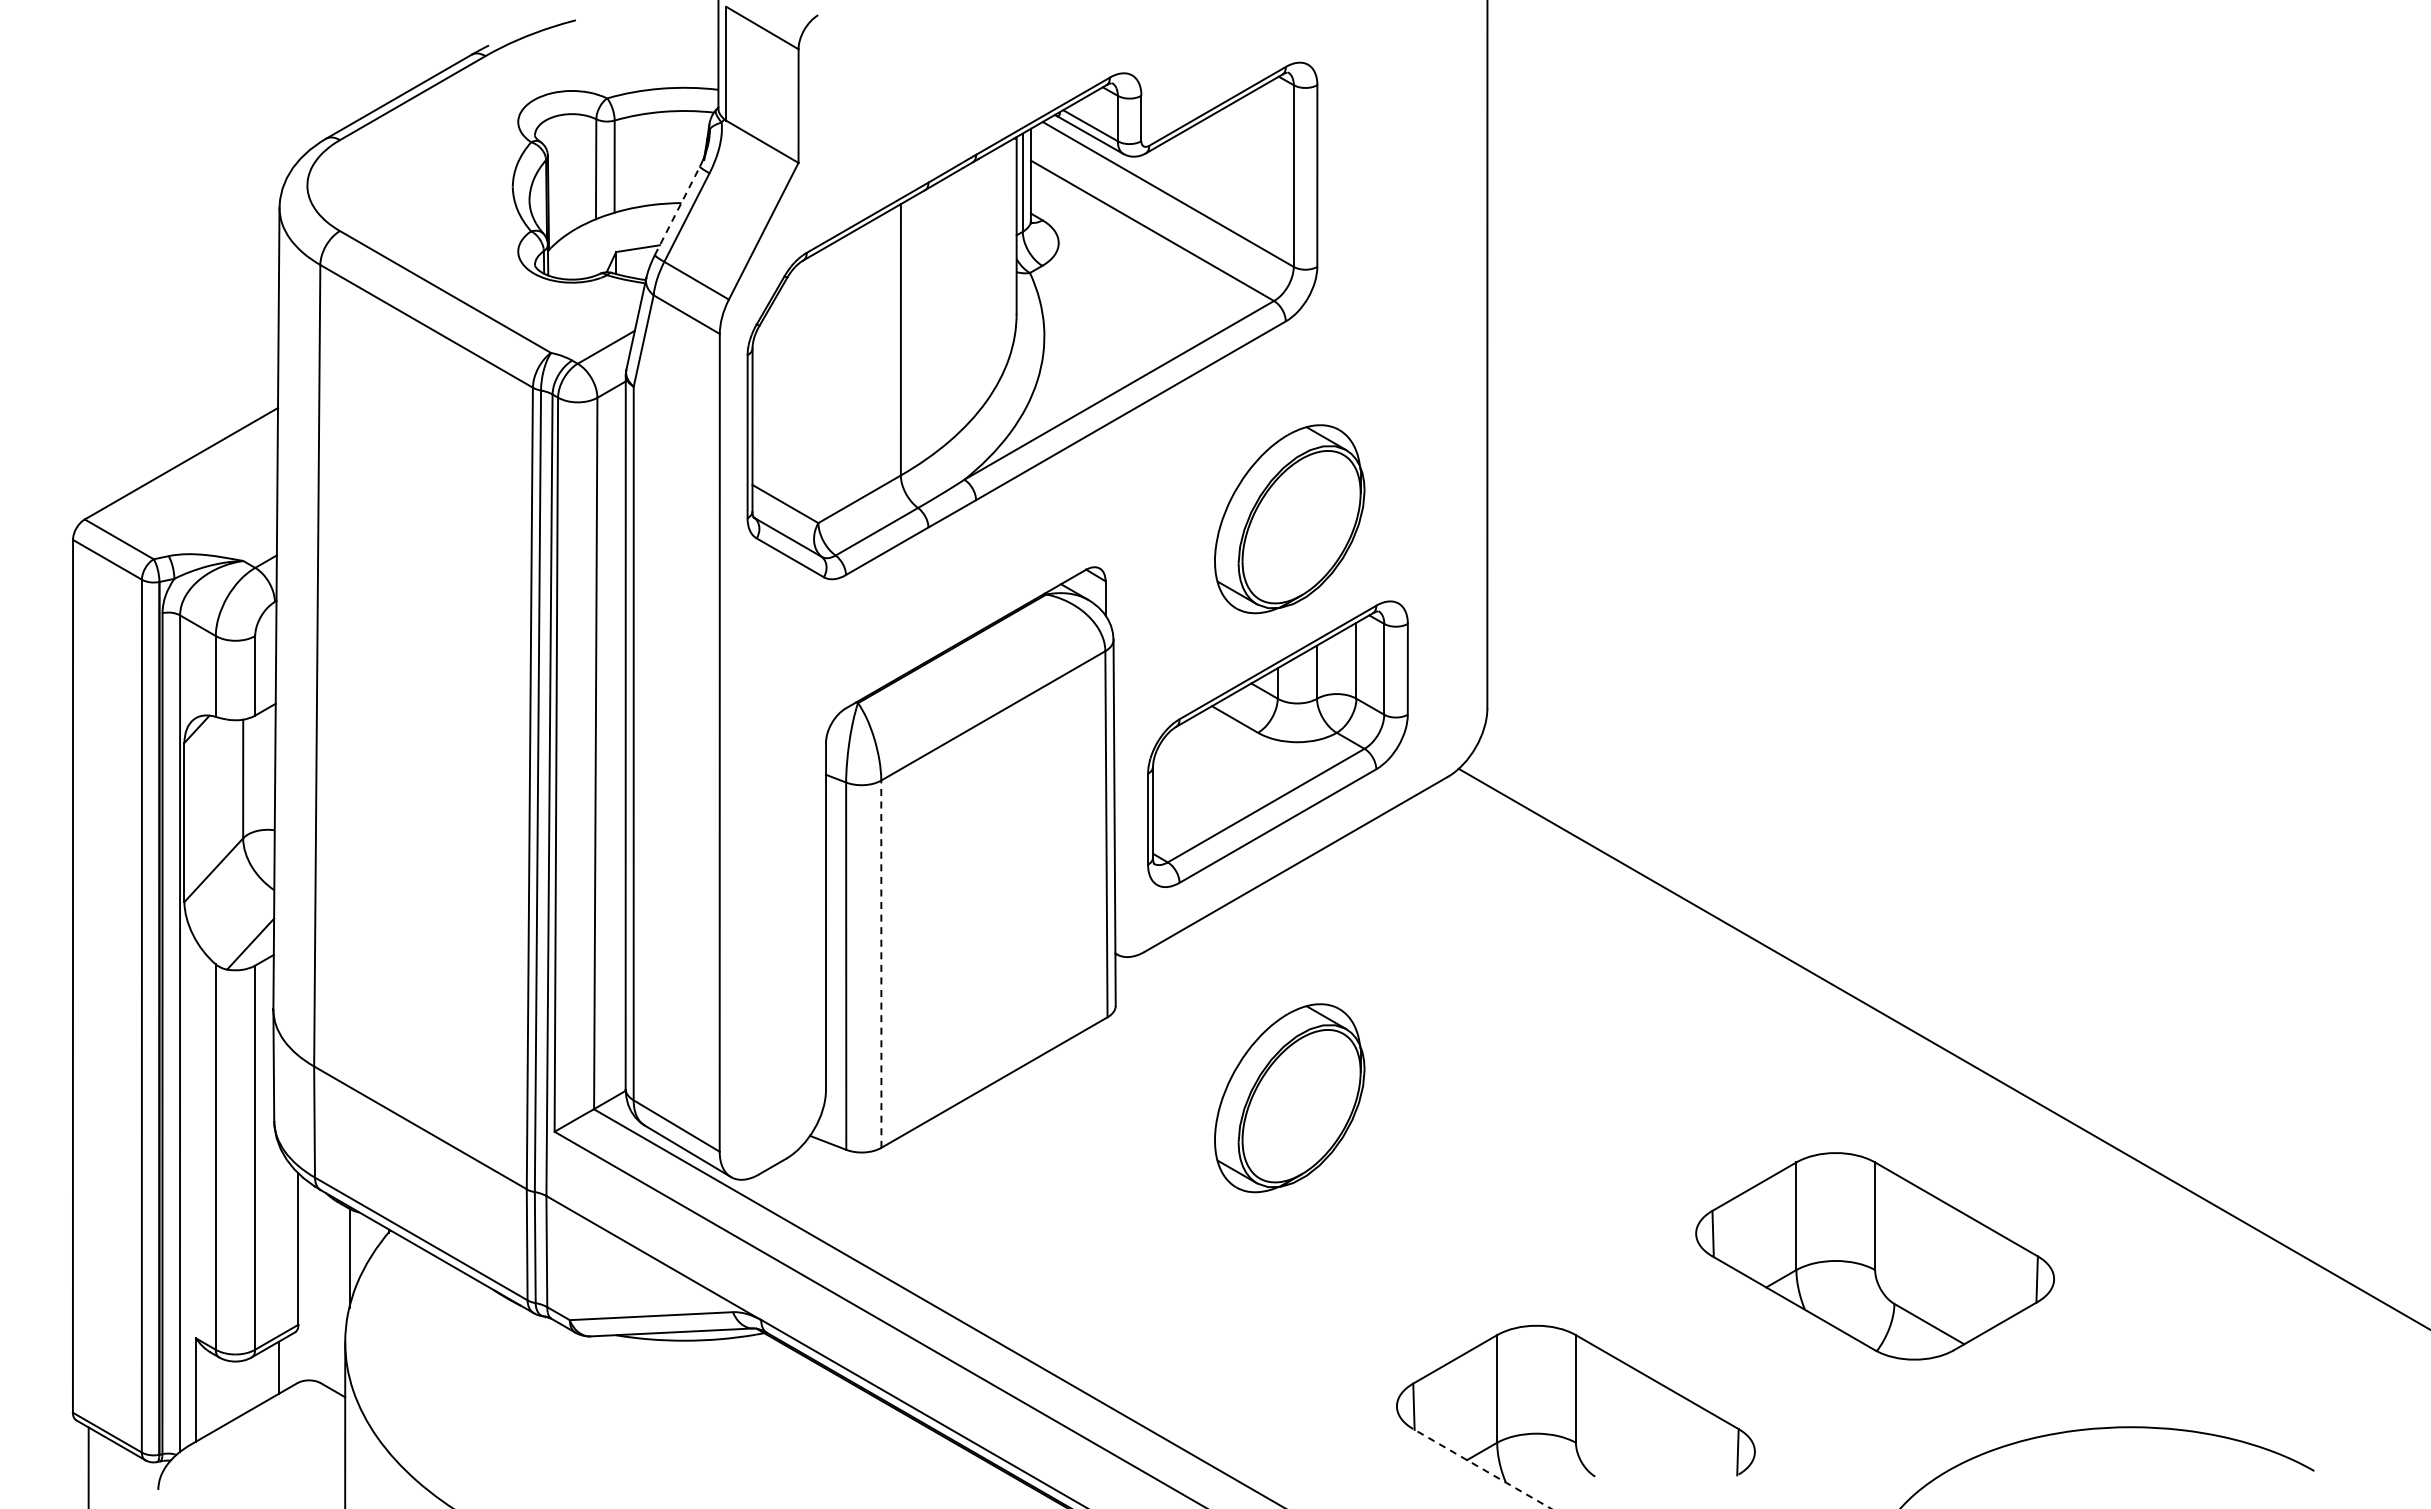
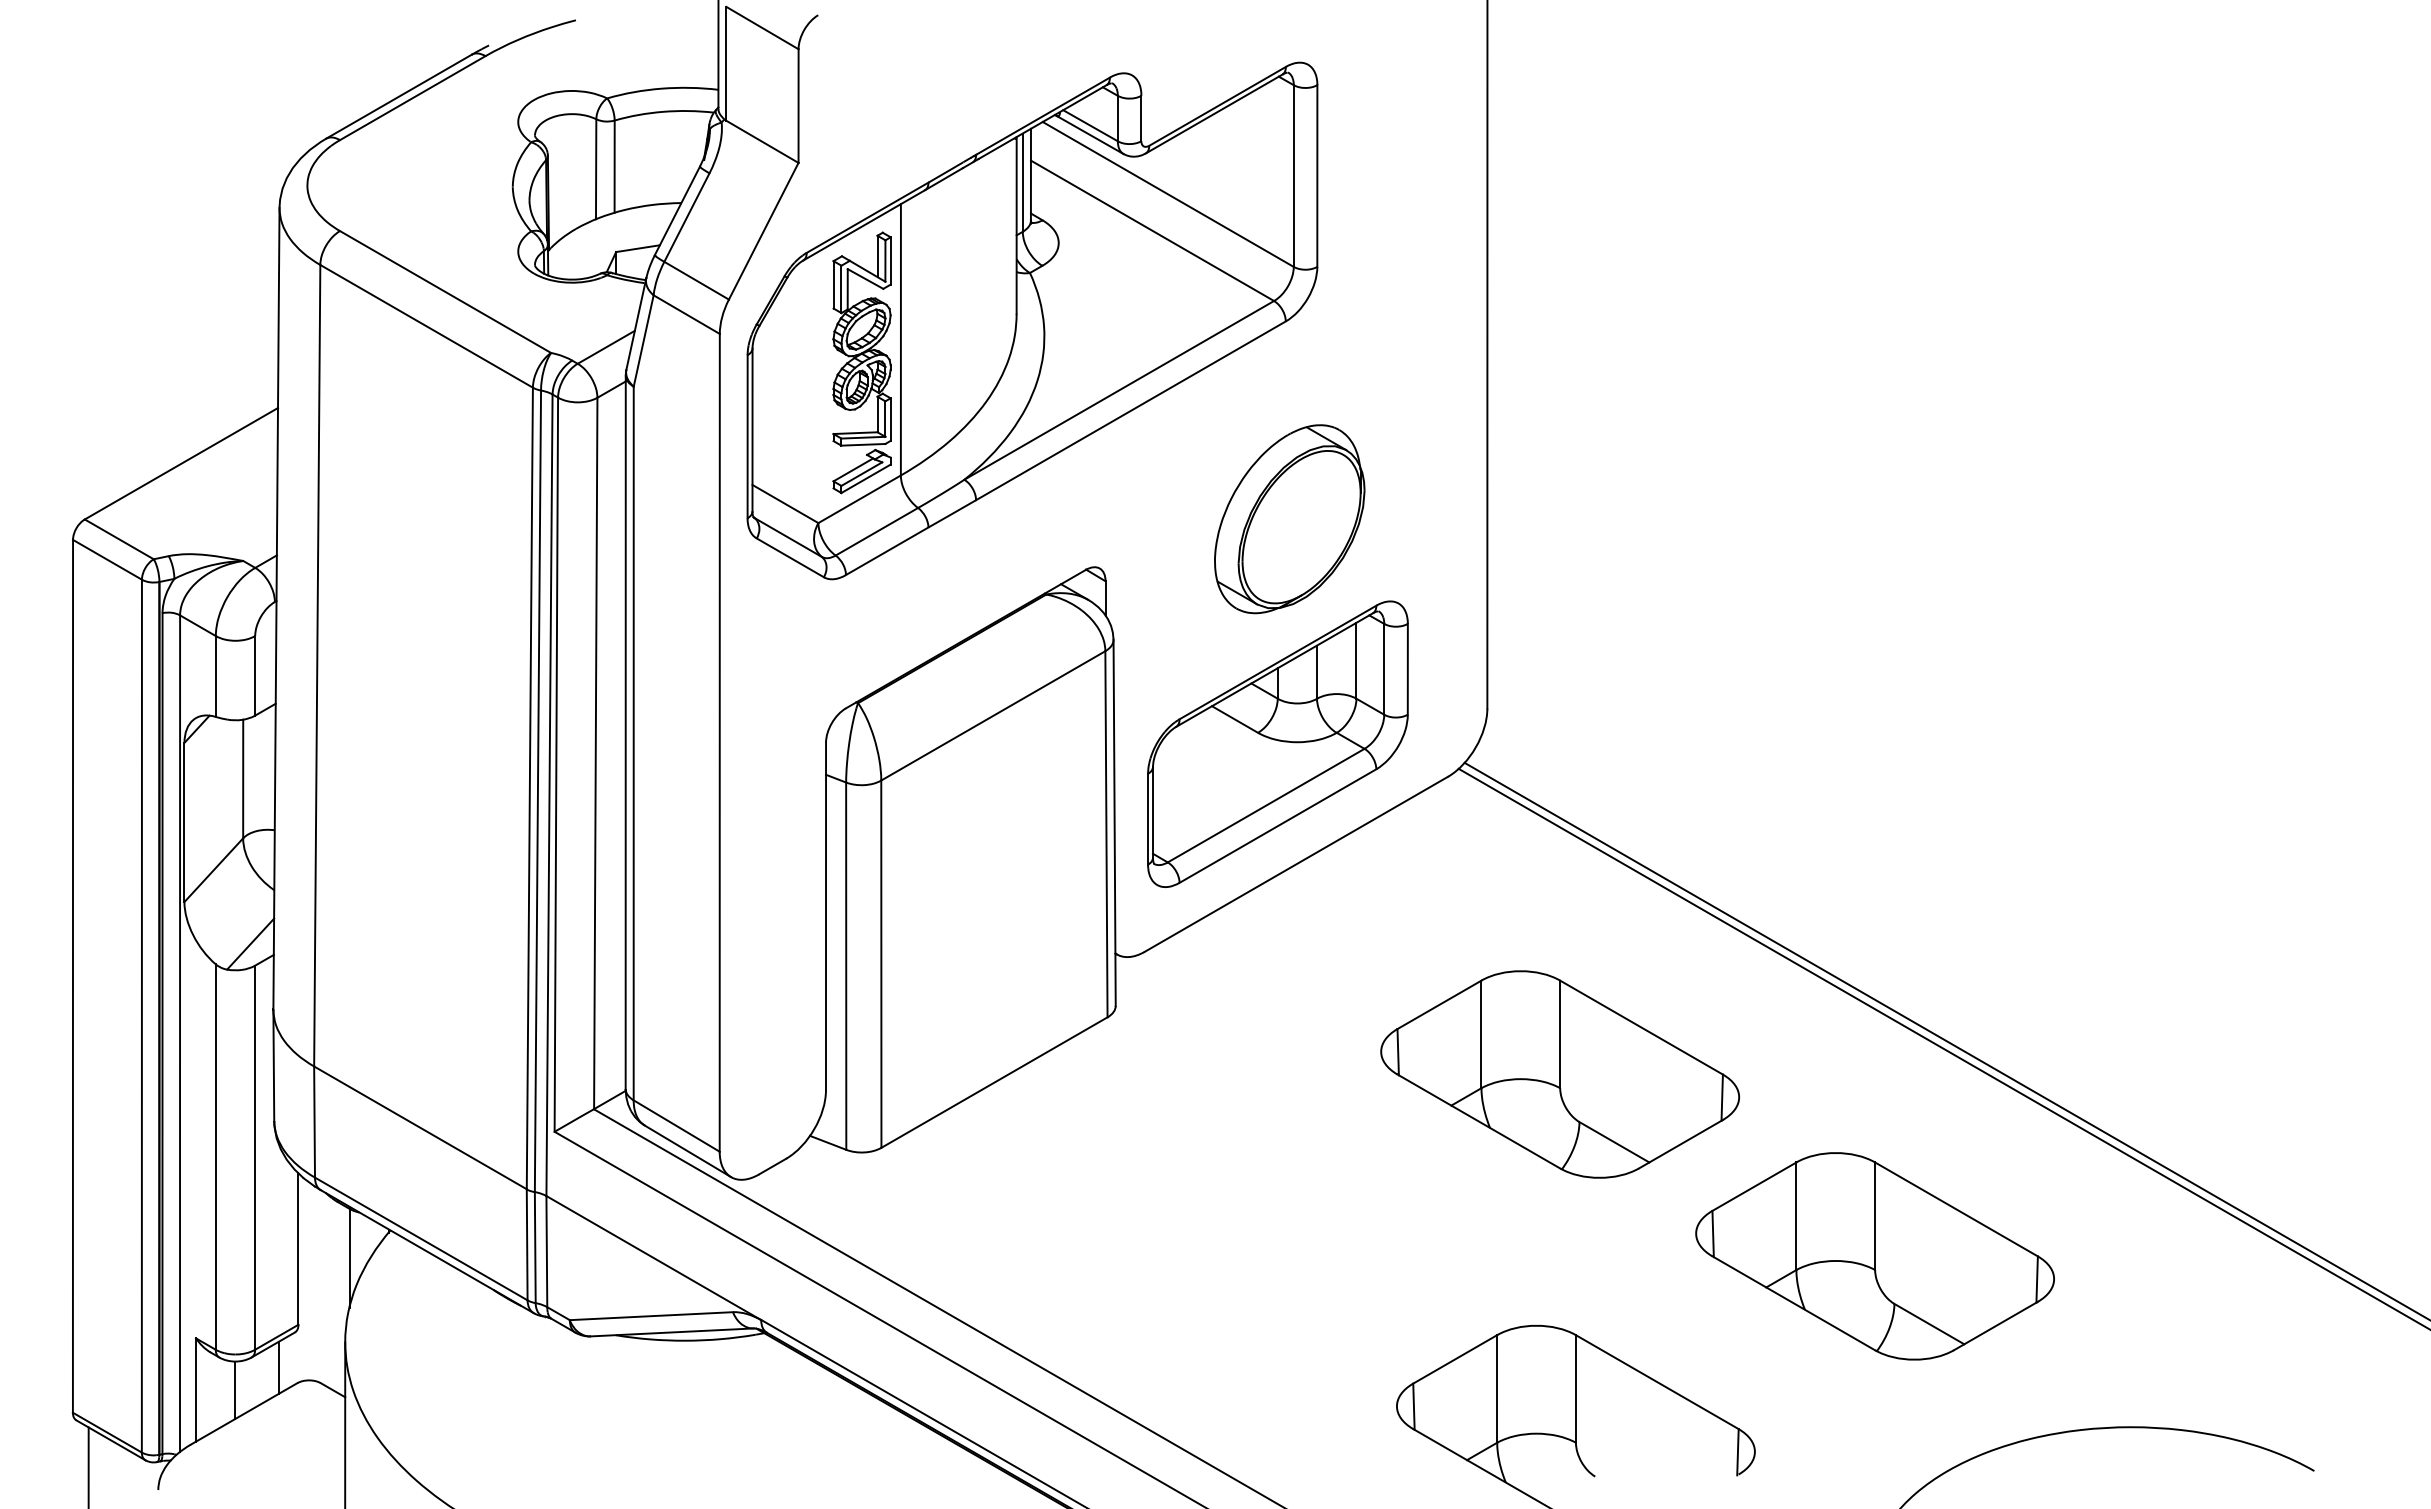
line: dashed -> solid (677, 210)
part: none -> present (861, 362)
line: dashed -> solid (881, 964)
line: none -> present (1945, 1040)
part: none -> present (1559, 1074)
part: present -> none (1289, 1098)
line: none -> present (235, 1389)
line: dashed -> solid (1481, 1468)
